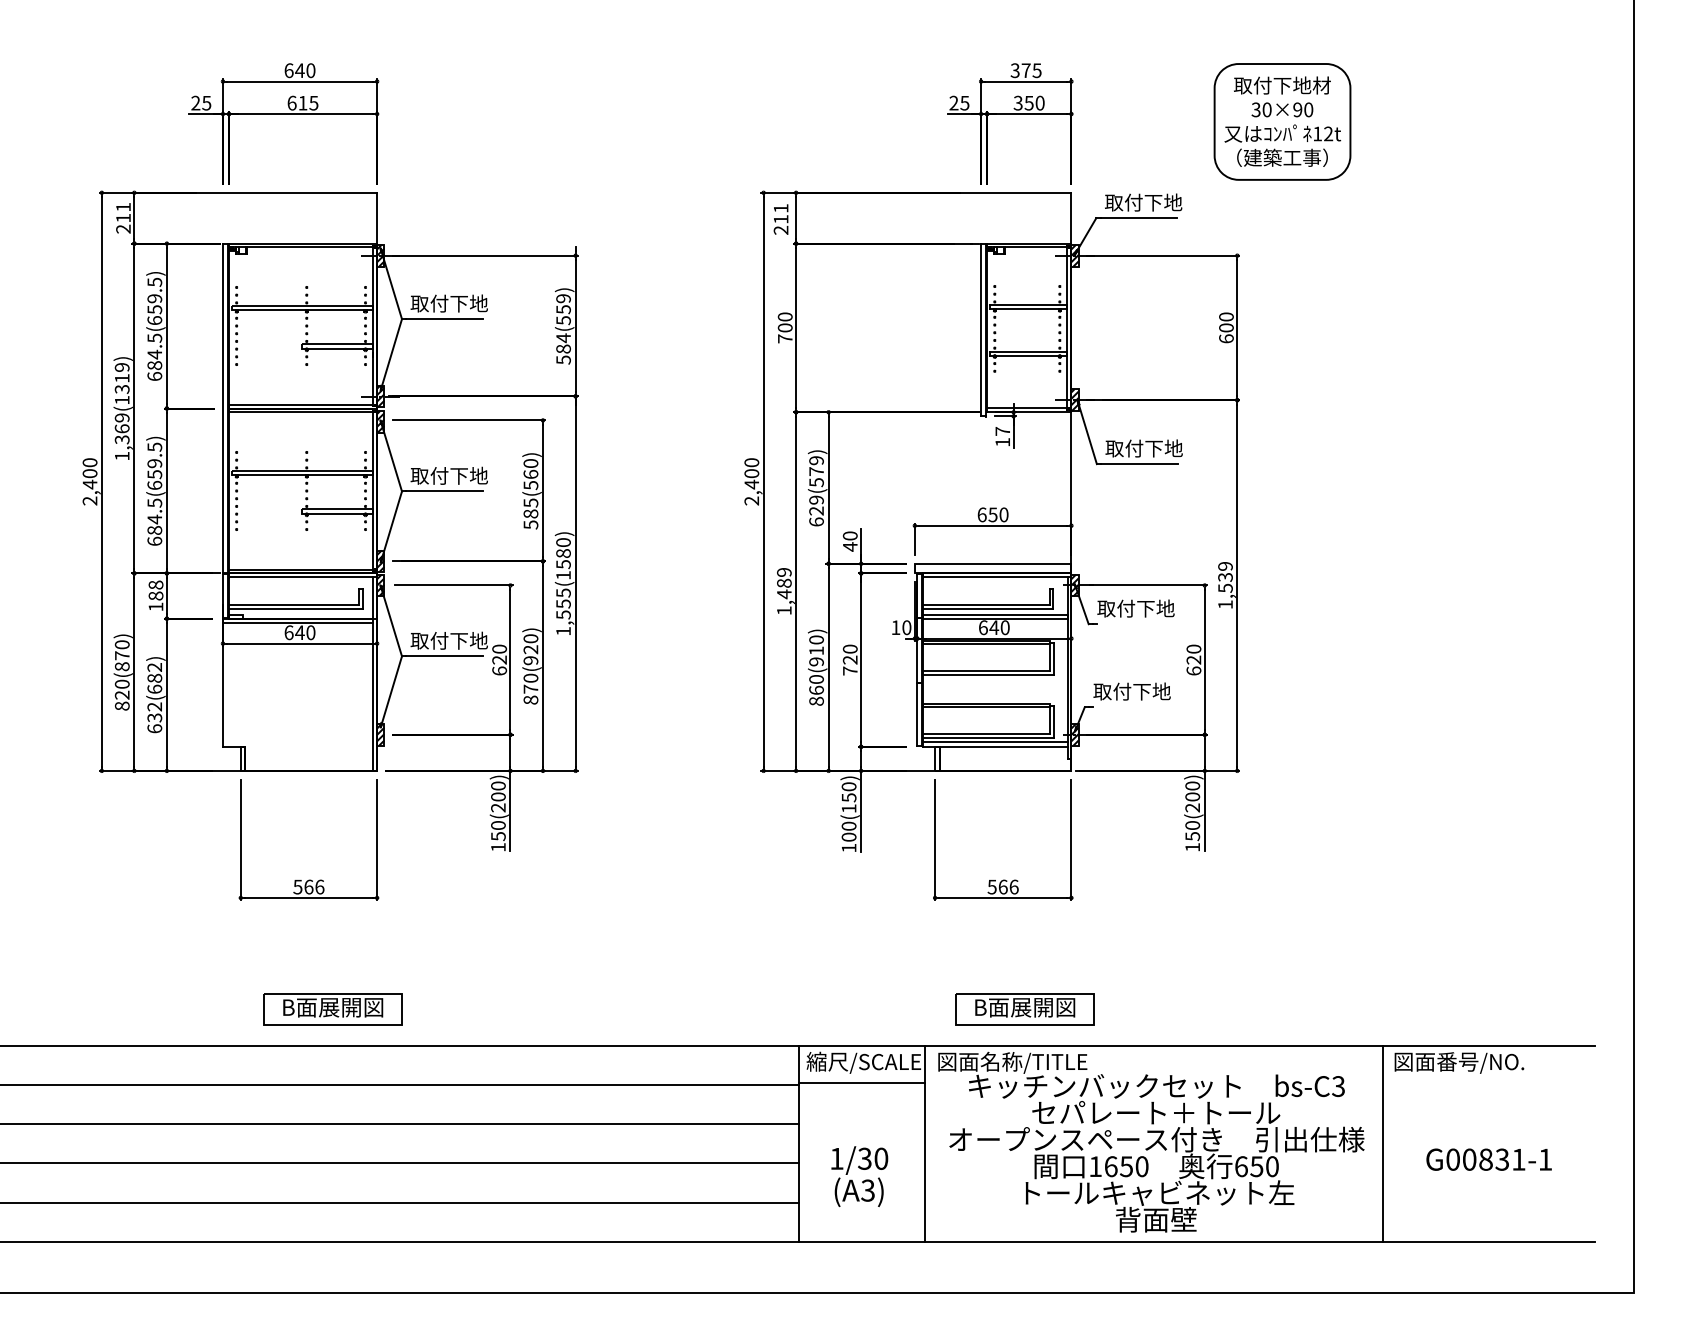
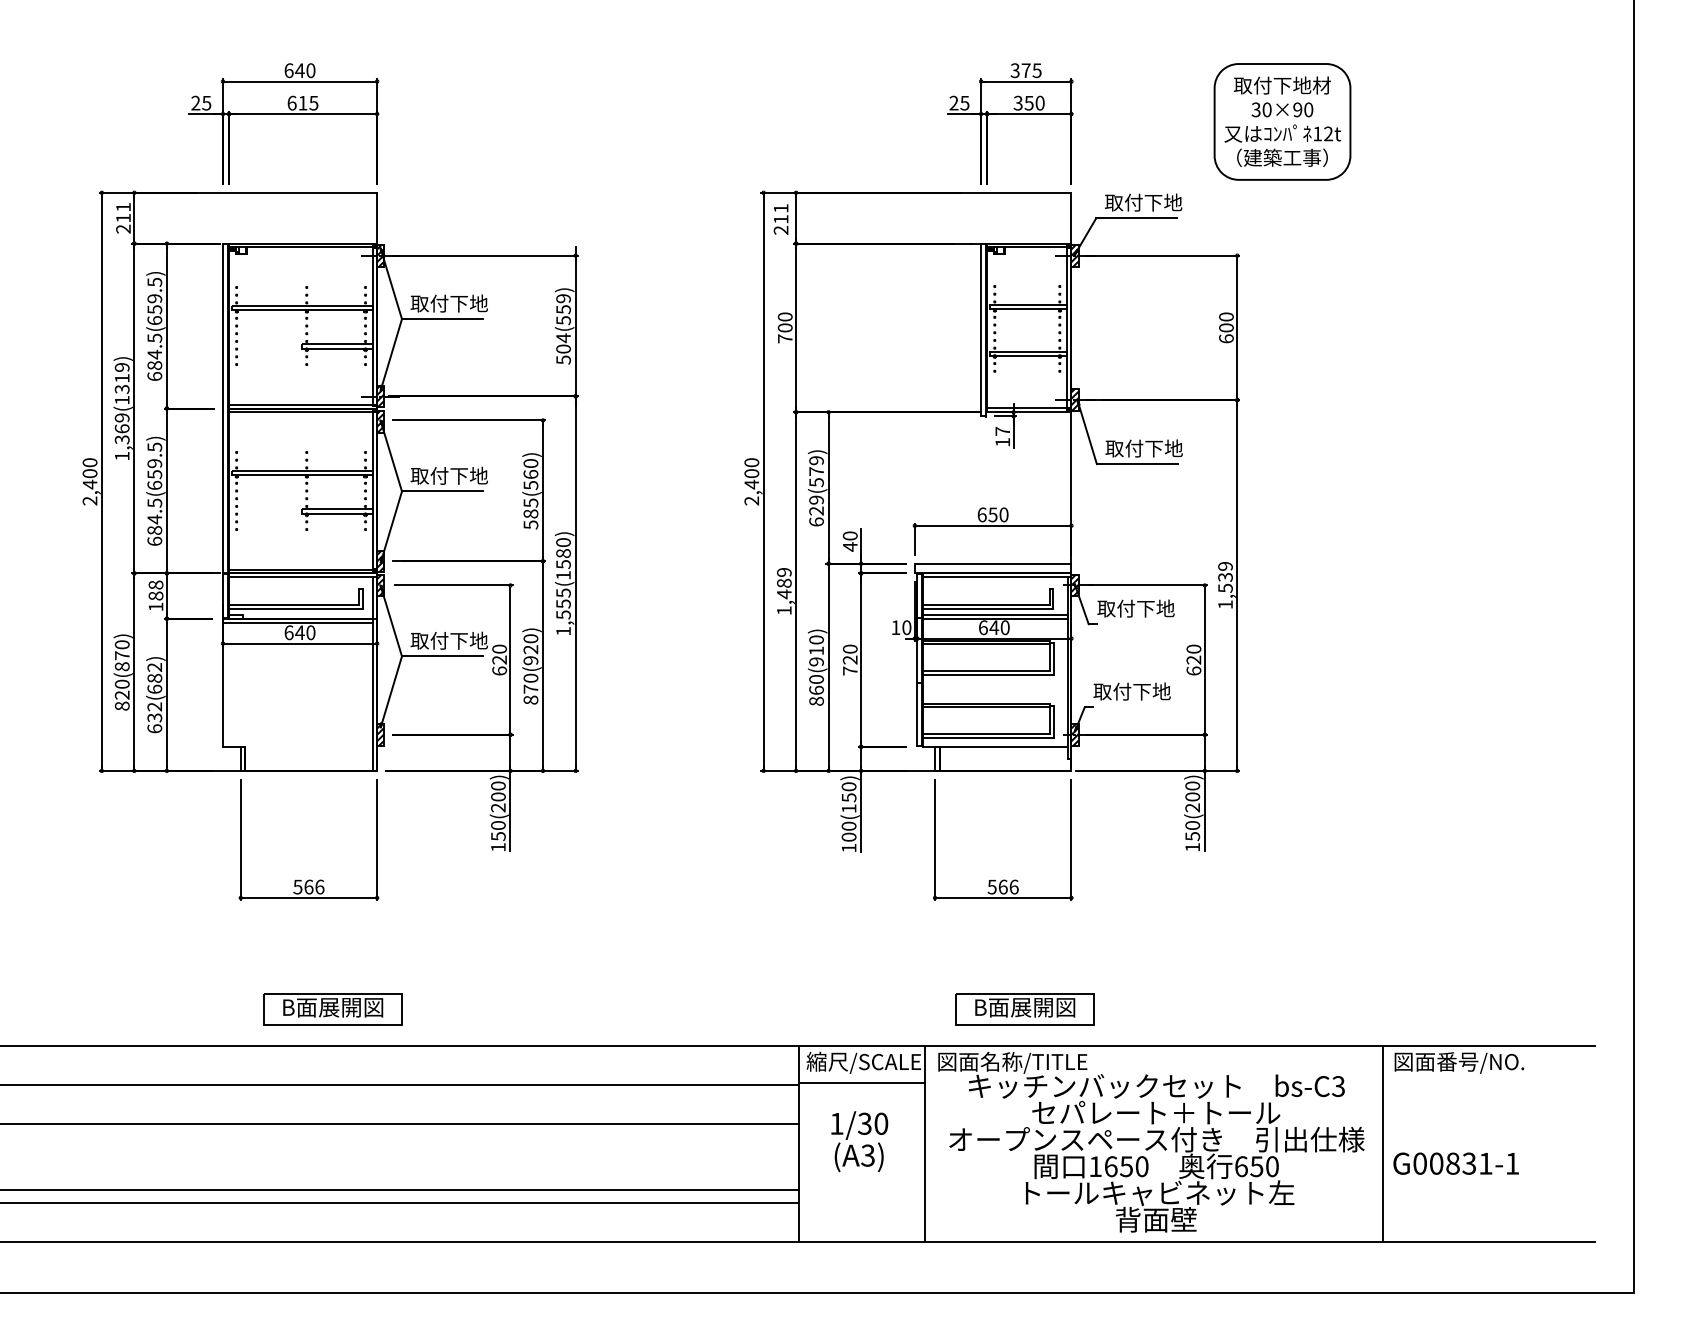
text: 584(559) -> 504(559) (563, 348)
line: present -> none (995, 742)
text position: (1488, 1159) -> (1455, 1163) (1455, 1163)
line position: (400, 1163) -> (400, 1190) (400, 1190)
text position: (859, 1176) -> (859, 1141) (859, 1141)
